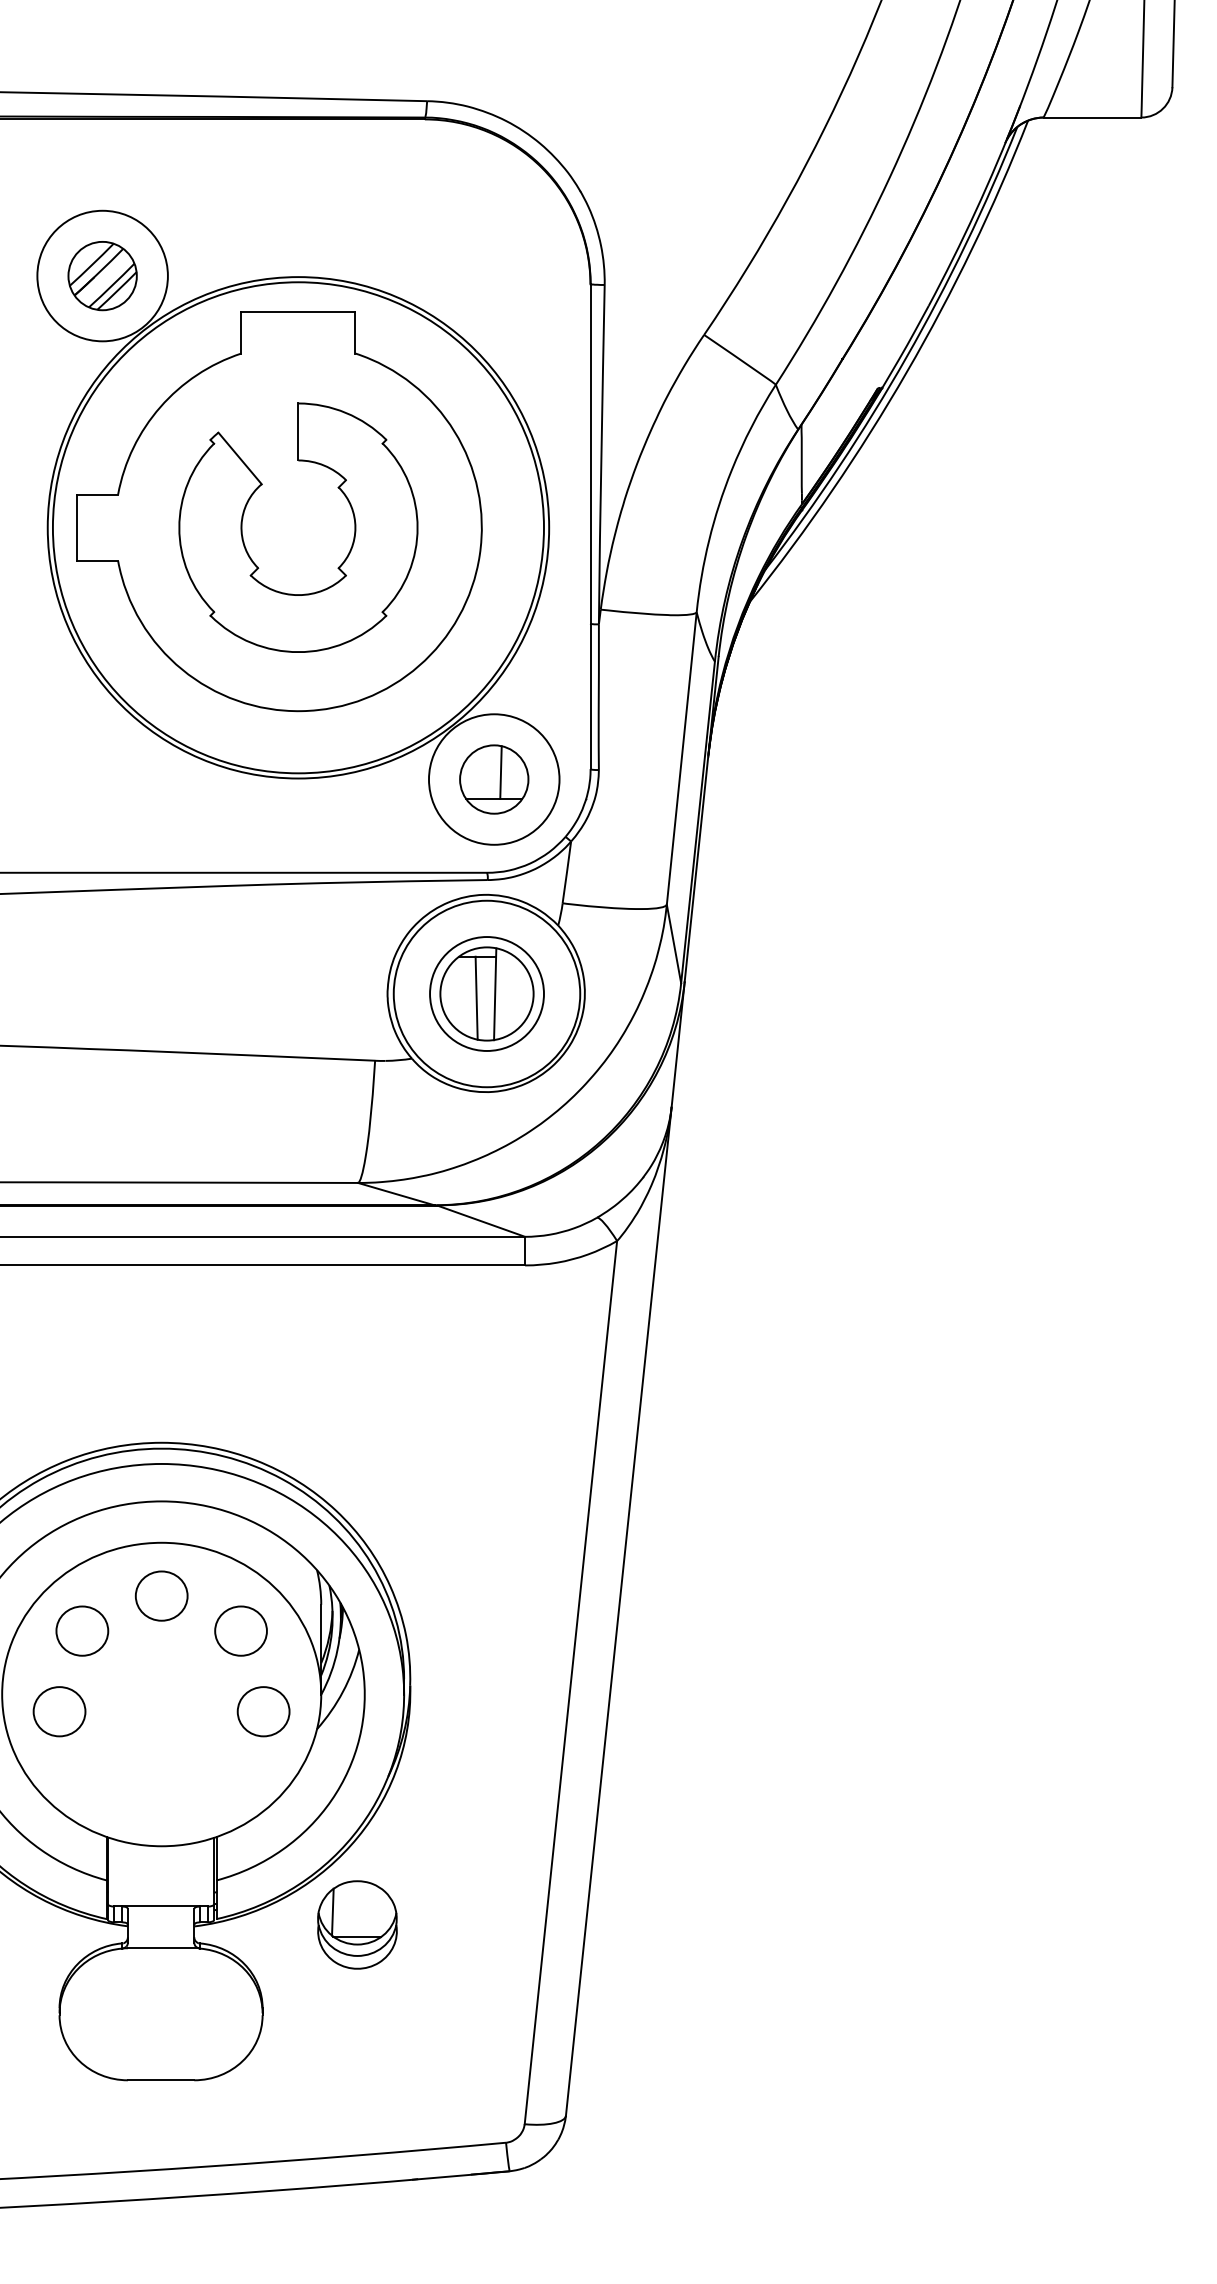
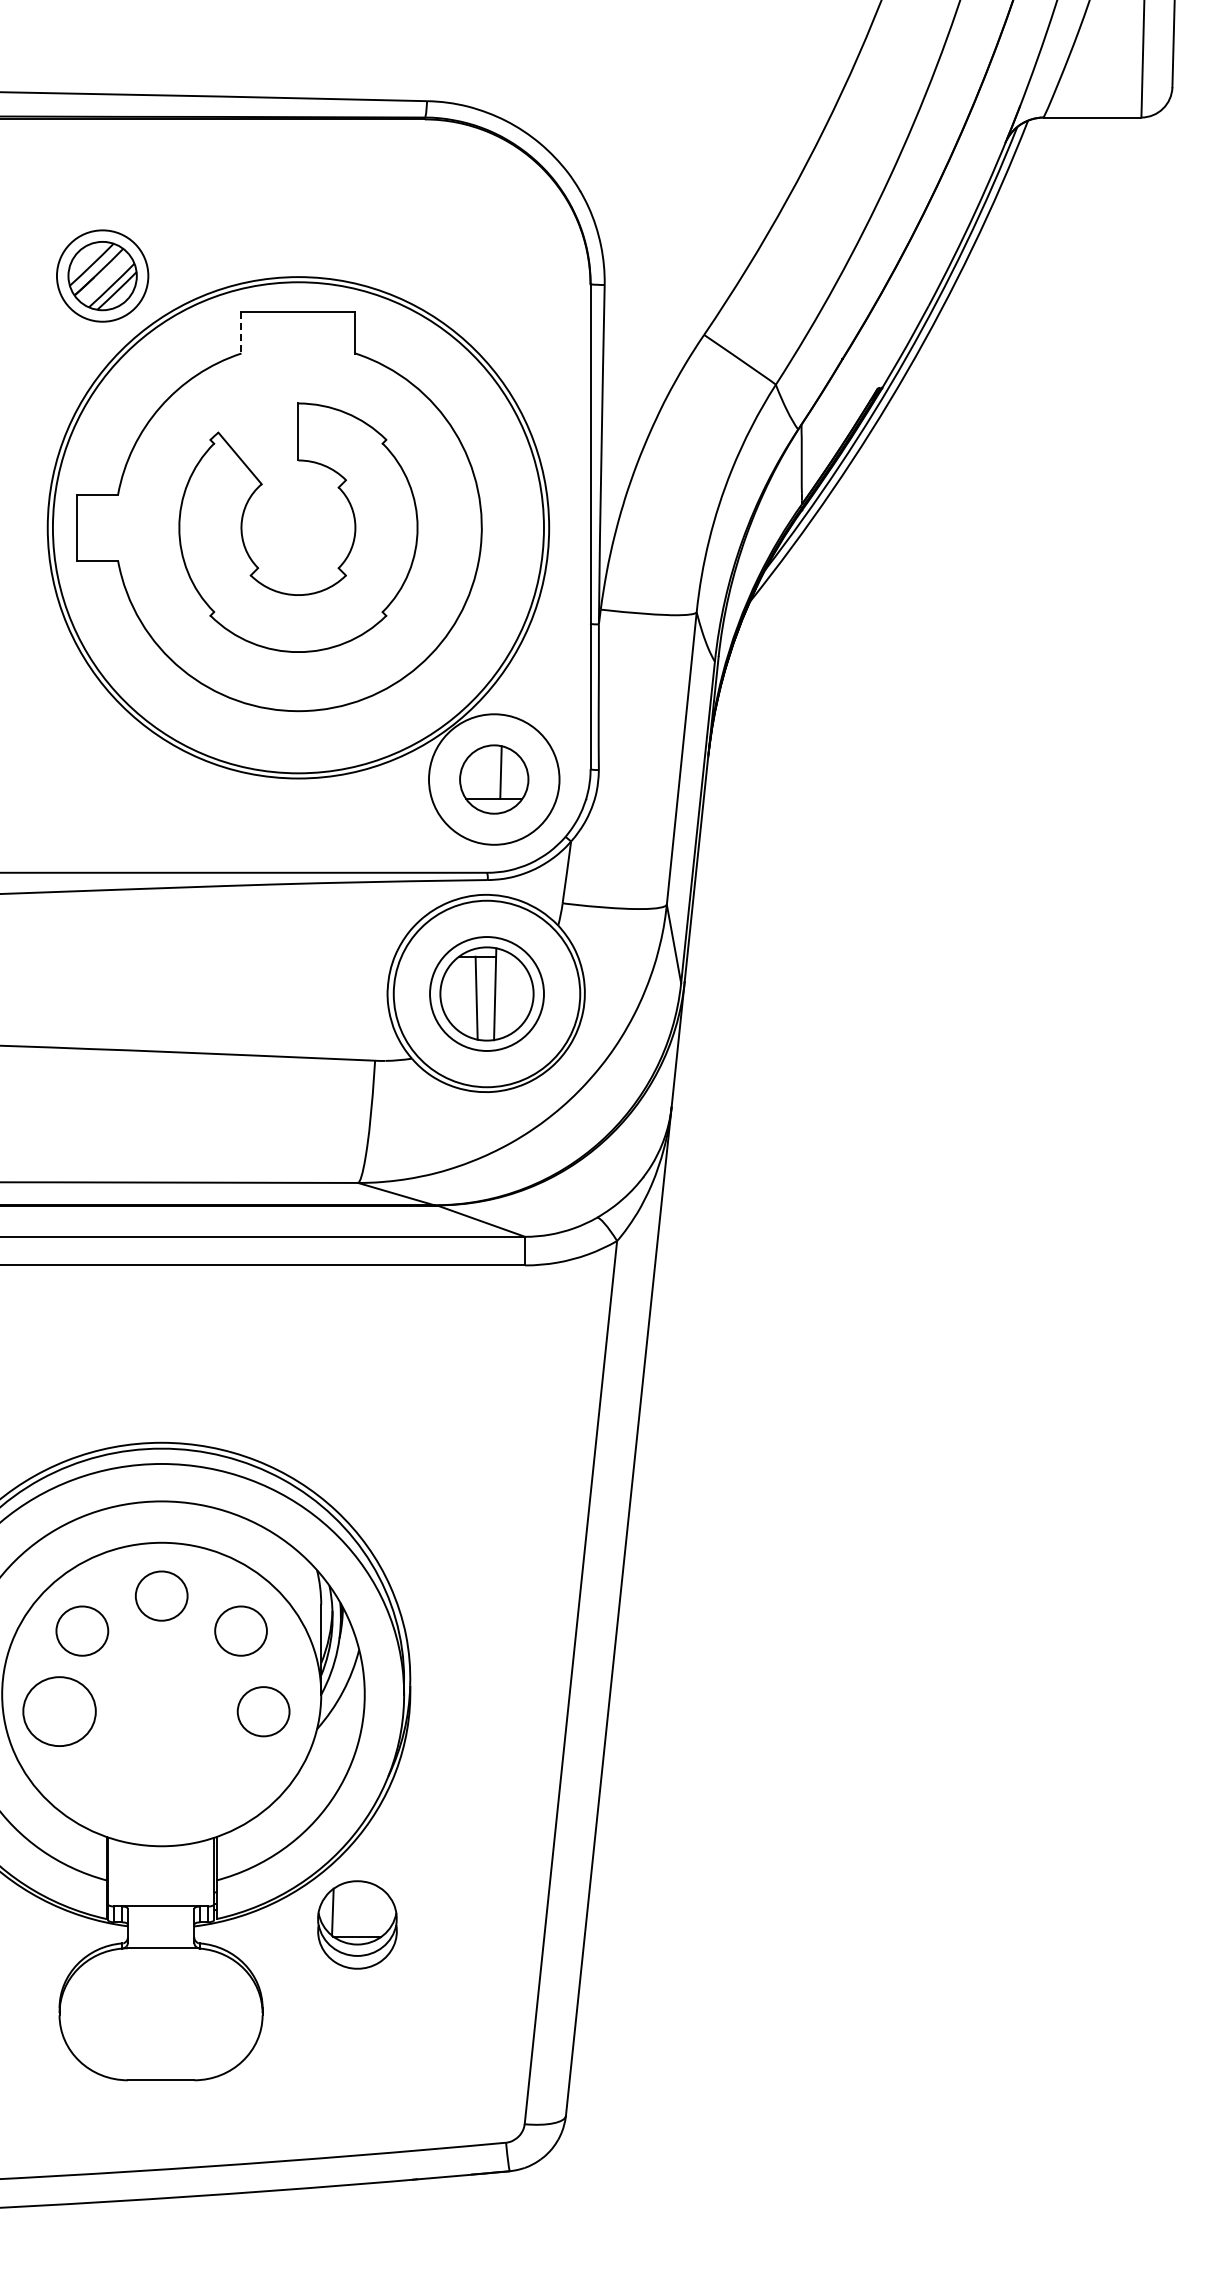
circle diameter: 131 px -> 91 px (102, 275)
line: solid -> dashed (241, 332)
part size: 55x52 px -> 75x71 px (59, 1711)
